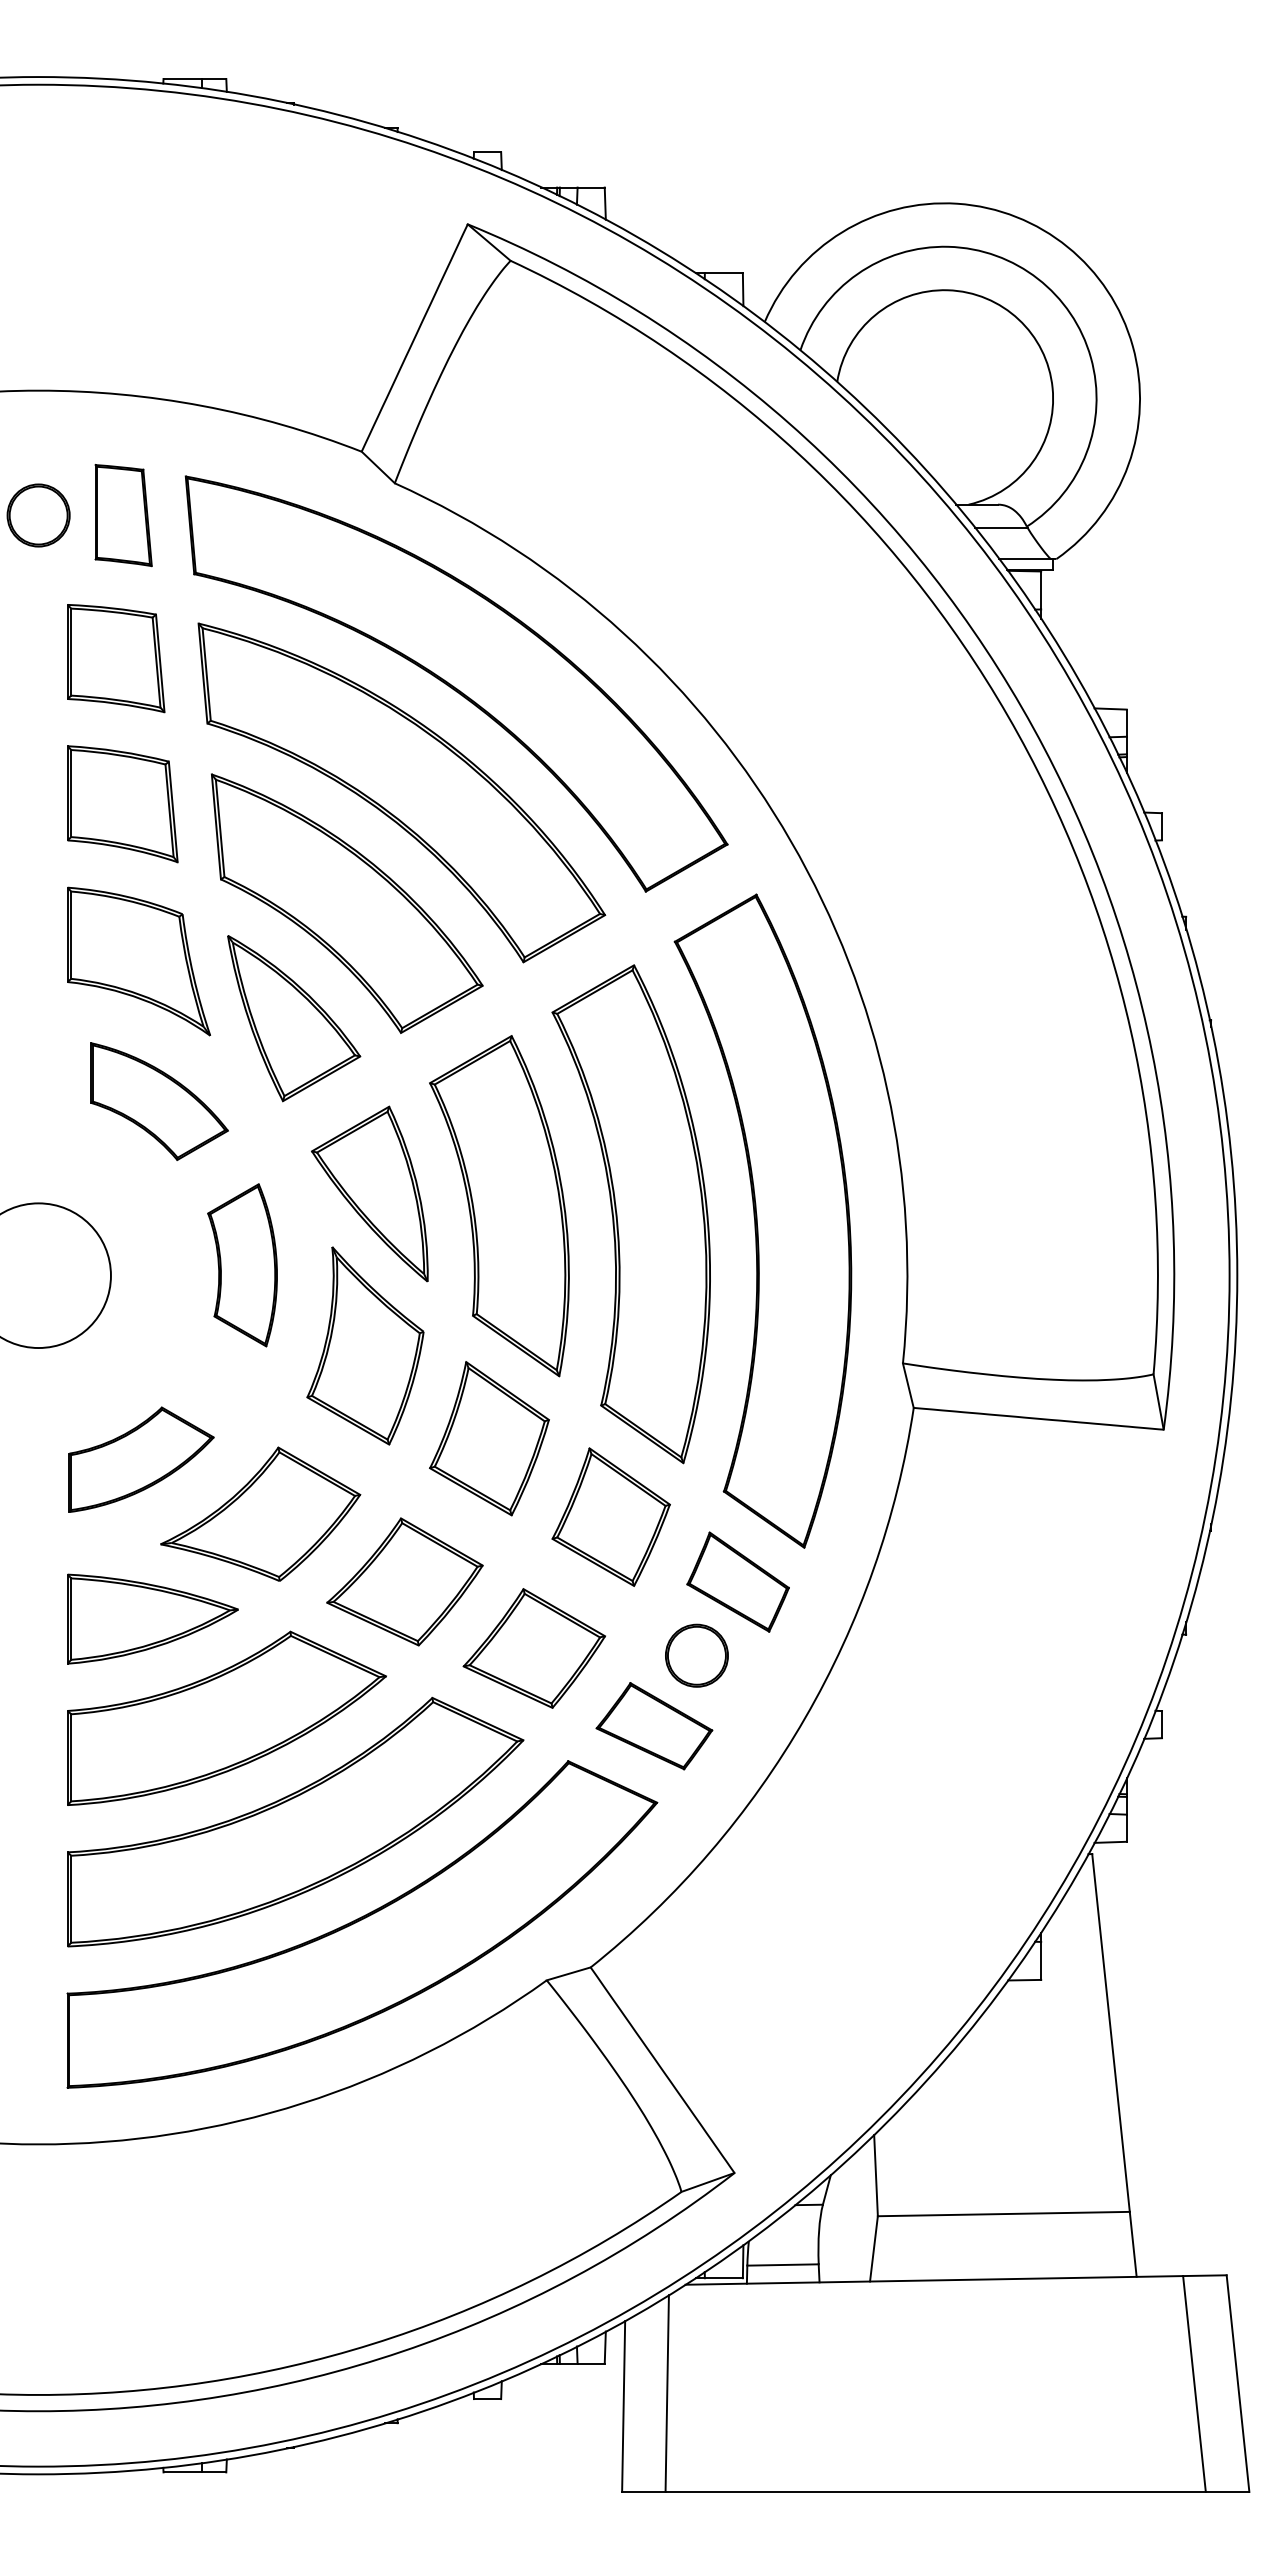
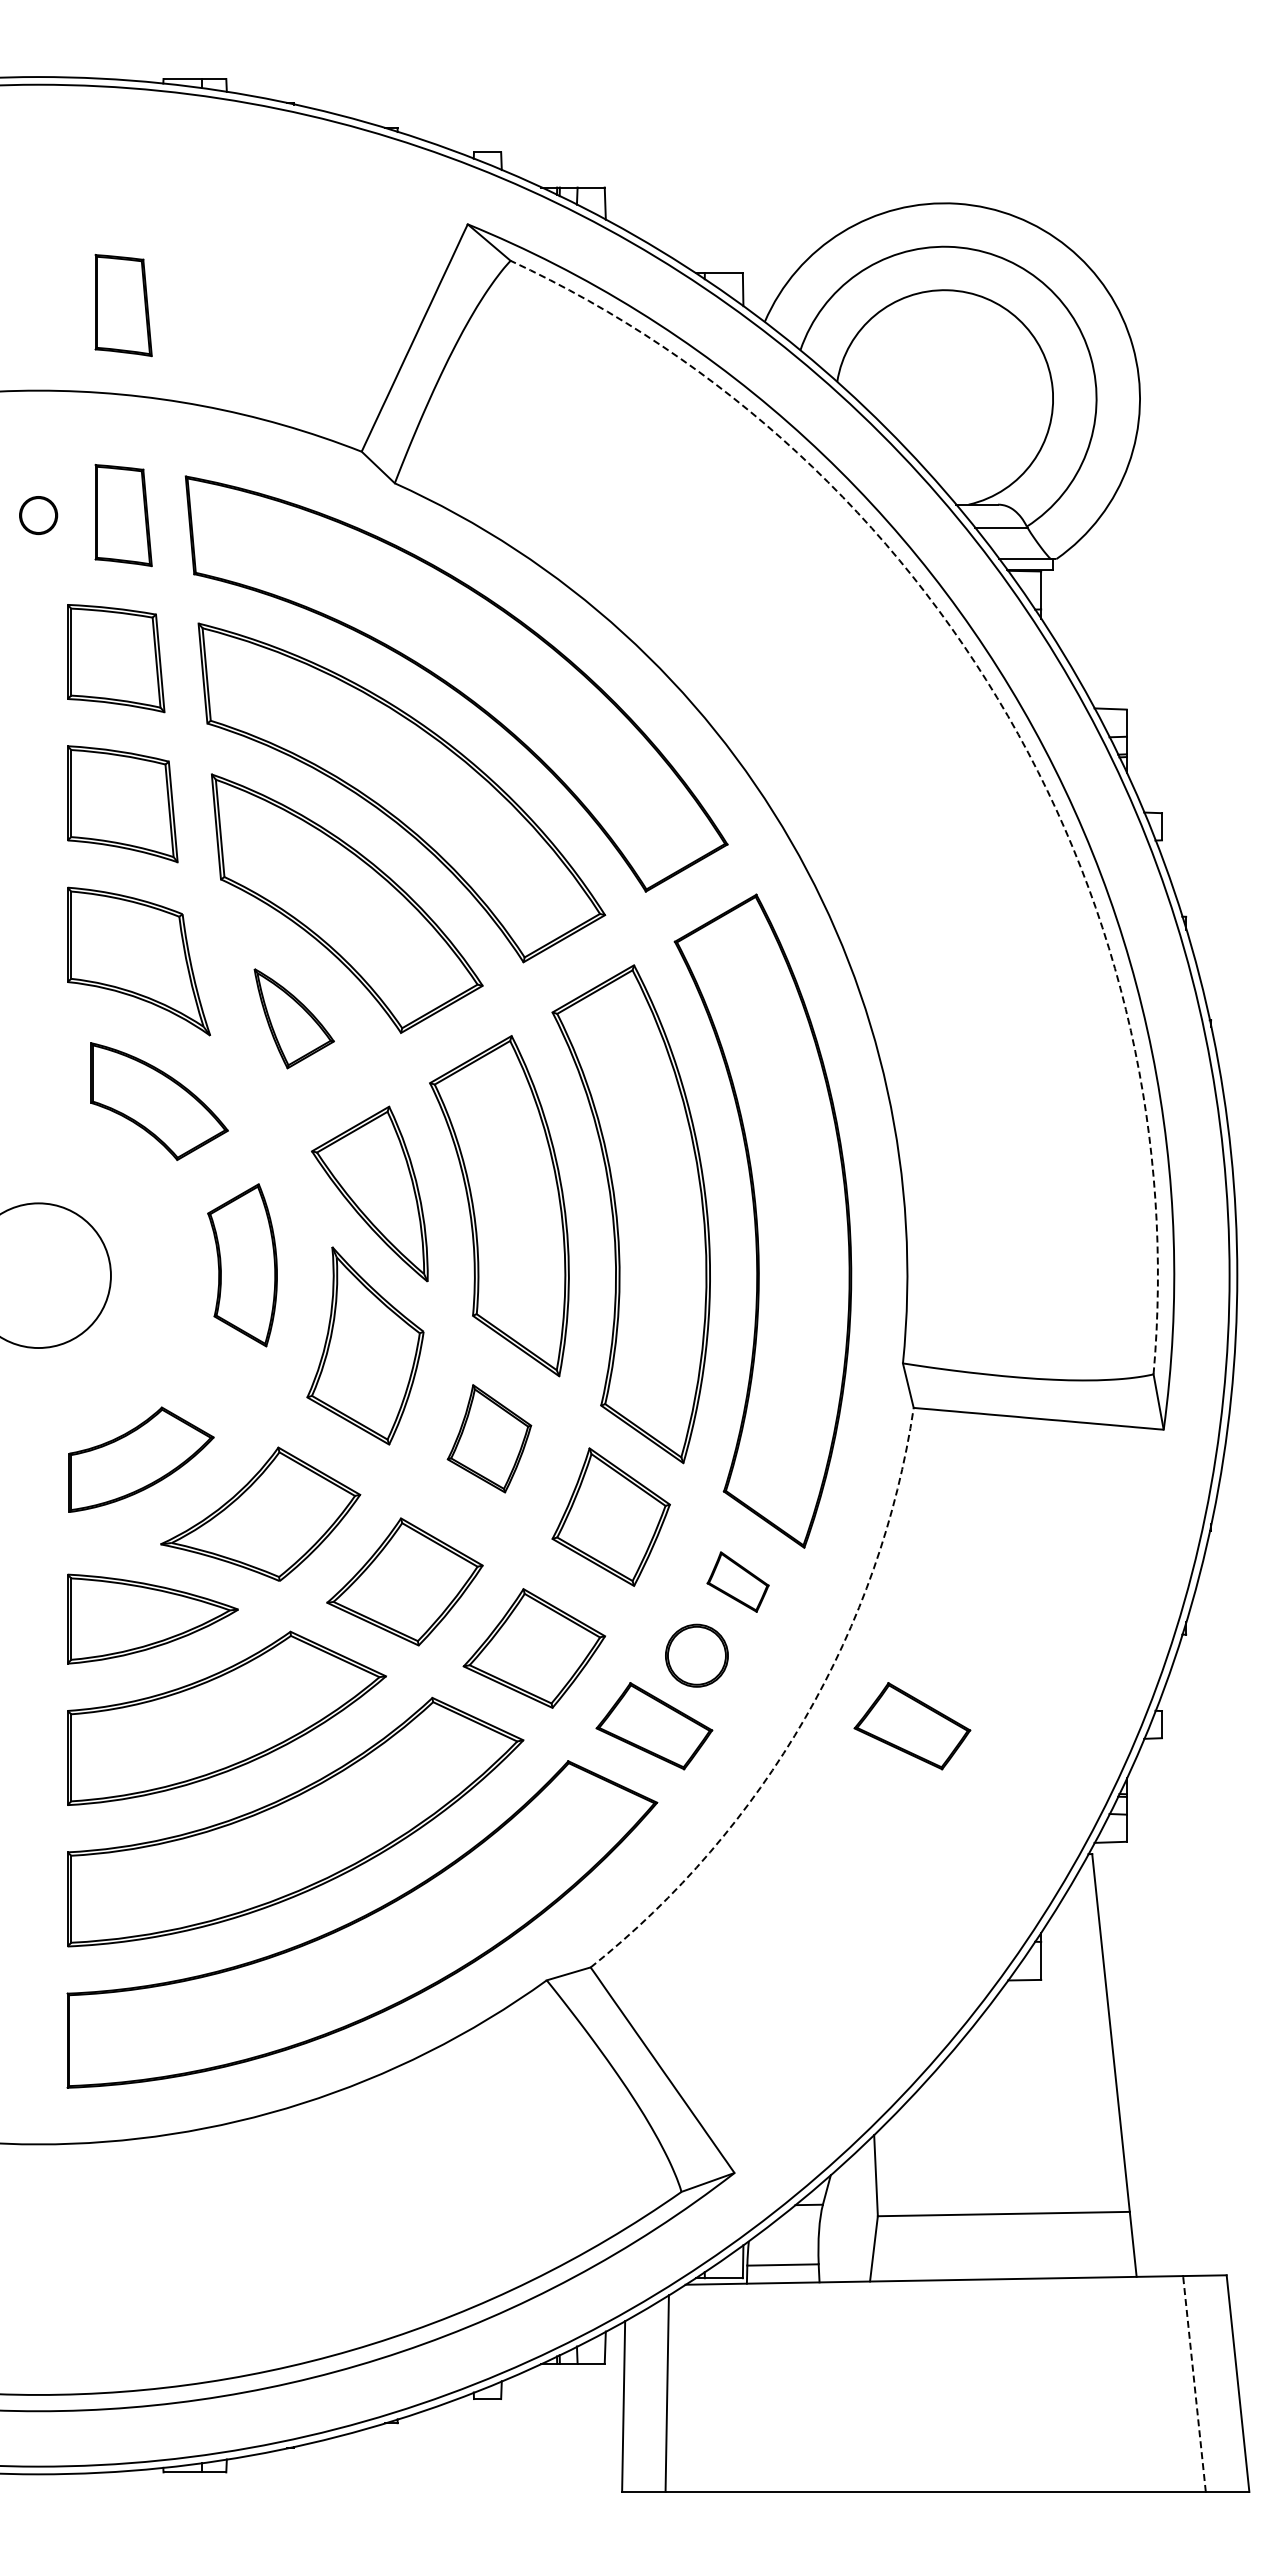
part: none -> present (123, 305)
part size: 65x65 px -> 40x39 px (38, 515)
arc: solid -> dashed (1007, 716)
part size: 135x168 px -> 82x102 px (293, 1018)
part size: 121x156 px -> 87x110 px (489, 1438)
part size: 104x102 px -> 64x62 px (737, 1581)
arc: solid -> dashed (805, 1718)
part: none -> present (912, 1726)
line: solid -> dashed (1194, 2384)
